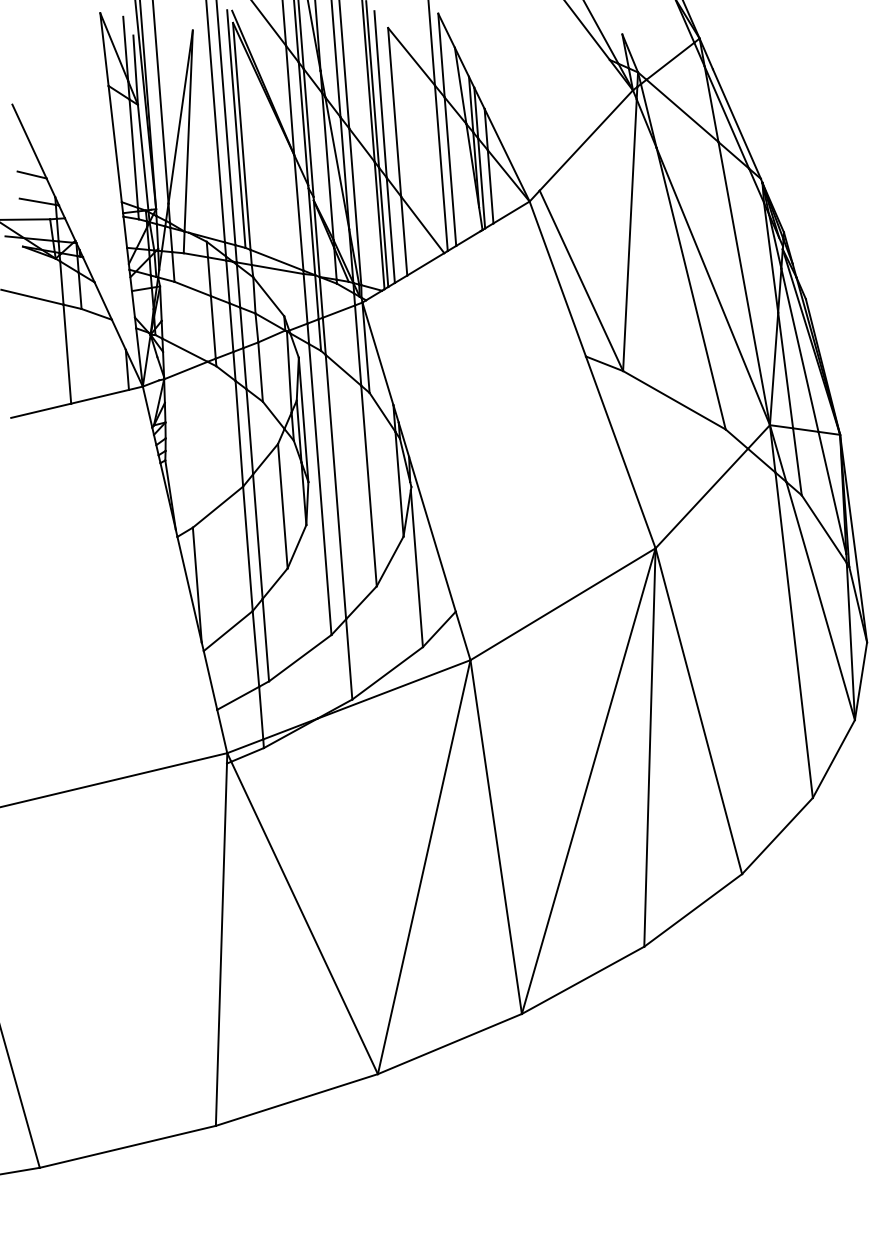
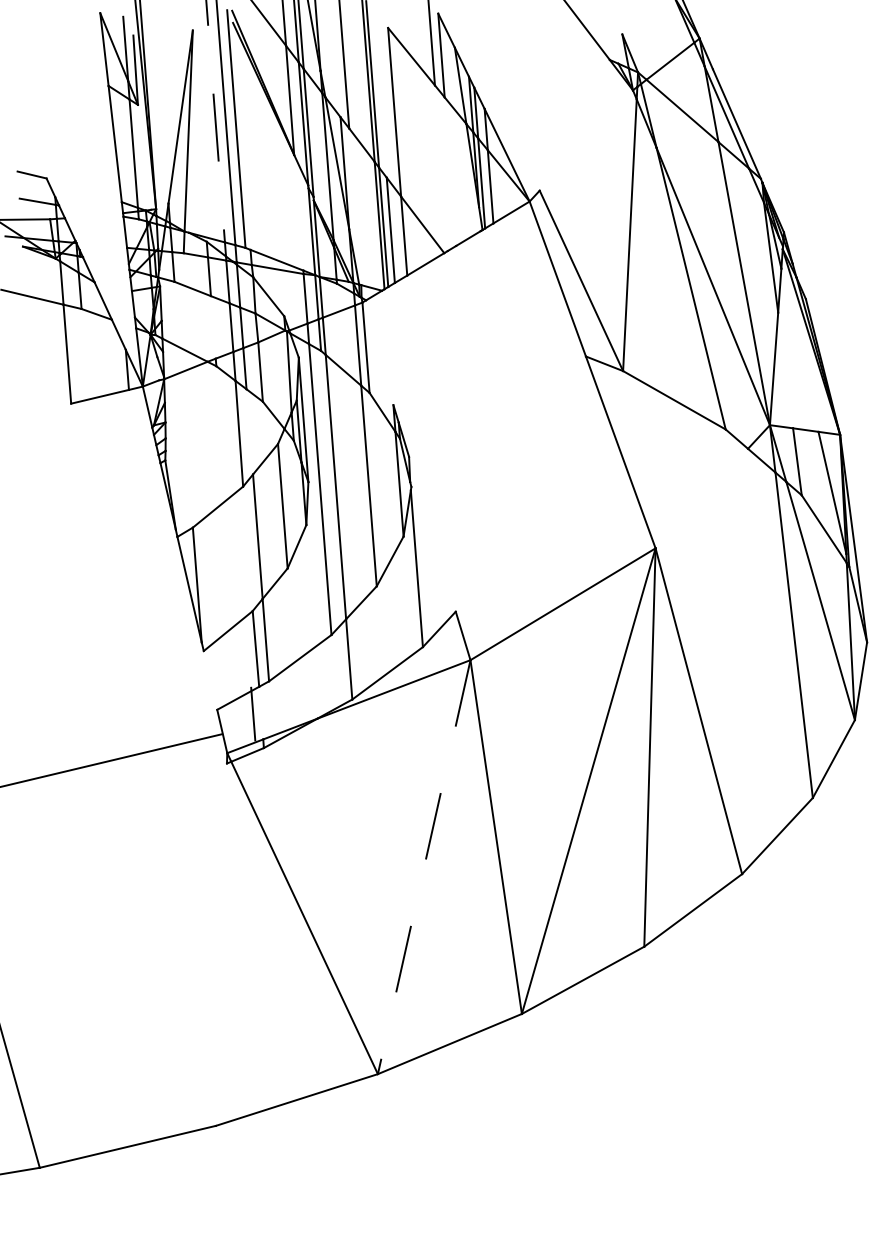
line: present -> none (601, 32)
line: present -> none (335, 59)
line: present -> none (380, 94)
line: present -> none (160, 102)
line: solid -> dashed (215, 122)
line: present -> none (241, 135)
line: present -> none (585, 140)
line: present -> none (29, 141)
line: present -> none (143, 163)
line: present -> none (440, 168)
line: present -> none (450, 171)
line: present -> none (355, 206)
line: present -> none (298, 212)
line: present -> none (212, 327)
line: present -> none (799, 349)
line: present -> none (377, 353)
line: present -> none (785, 370)
line: present -> none (41, 410)
line: present -> none (249, 431)
line: present -> none (701, 498)
line: present -> none (432, 533)
line: present -> none (247, 548)
line: present -> none (210, 680)
line position: (261, 712) -> (253, 713) (253, 713)
line position: (114, 779) -> (112, 760) (112, 760)
line: solid -> dashed (424, 867)
line: present -> none (221, 944)
